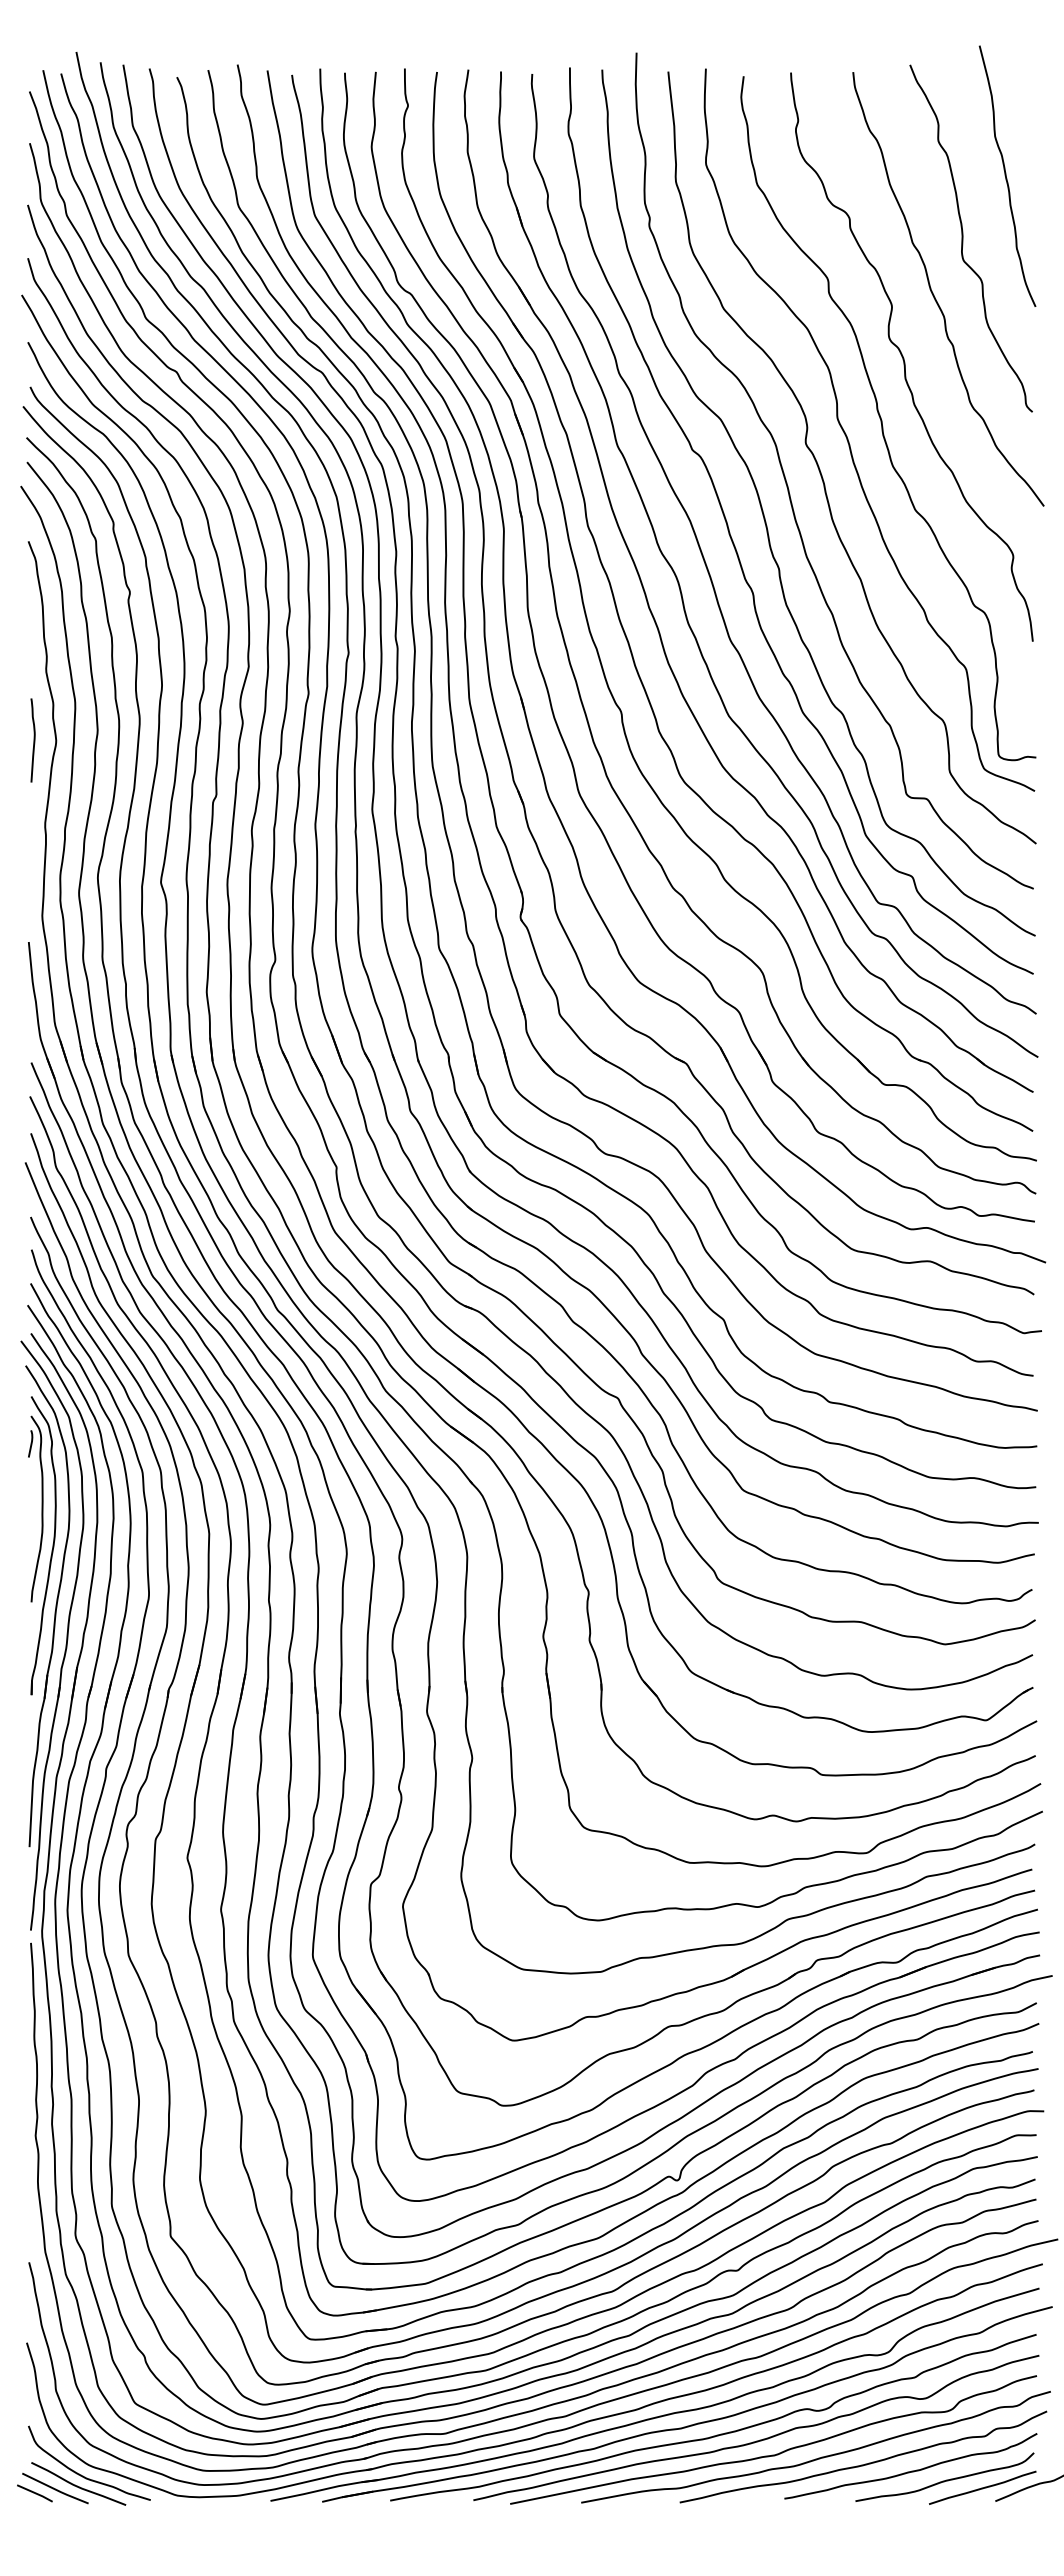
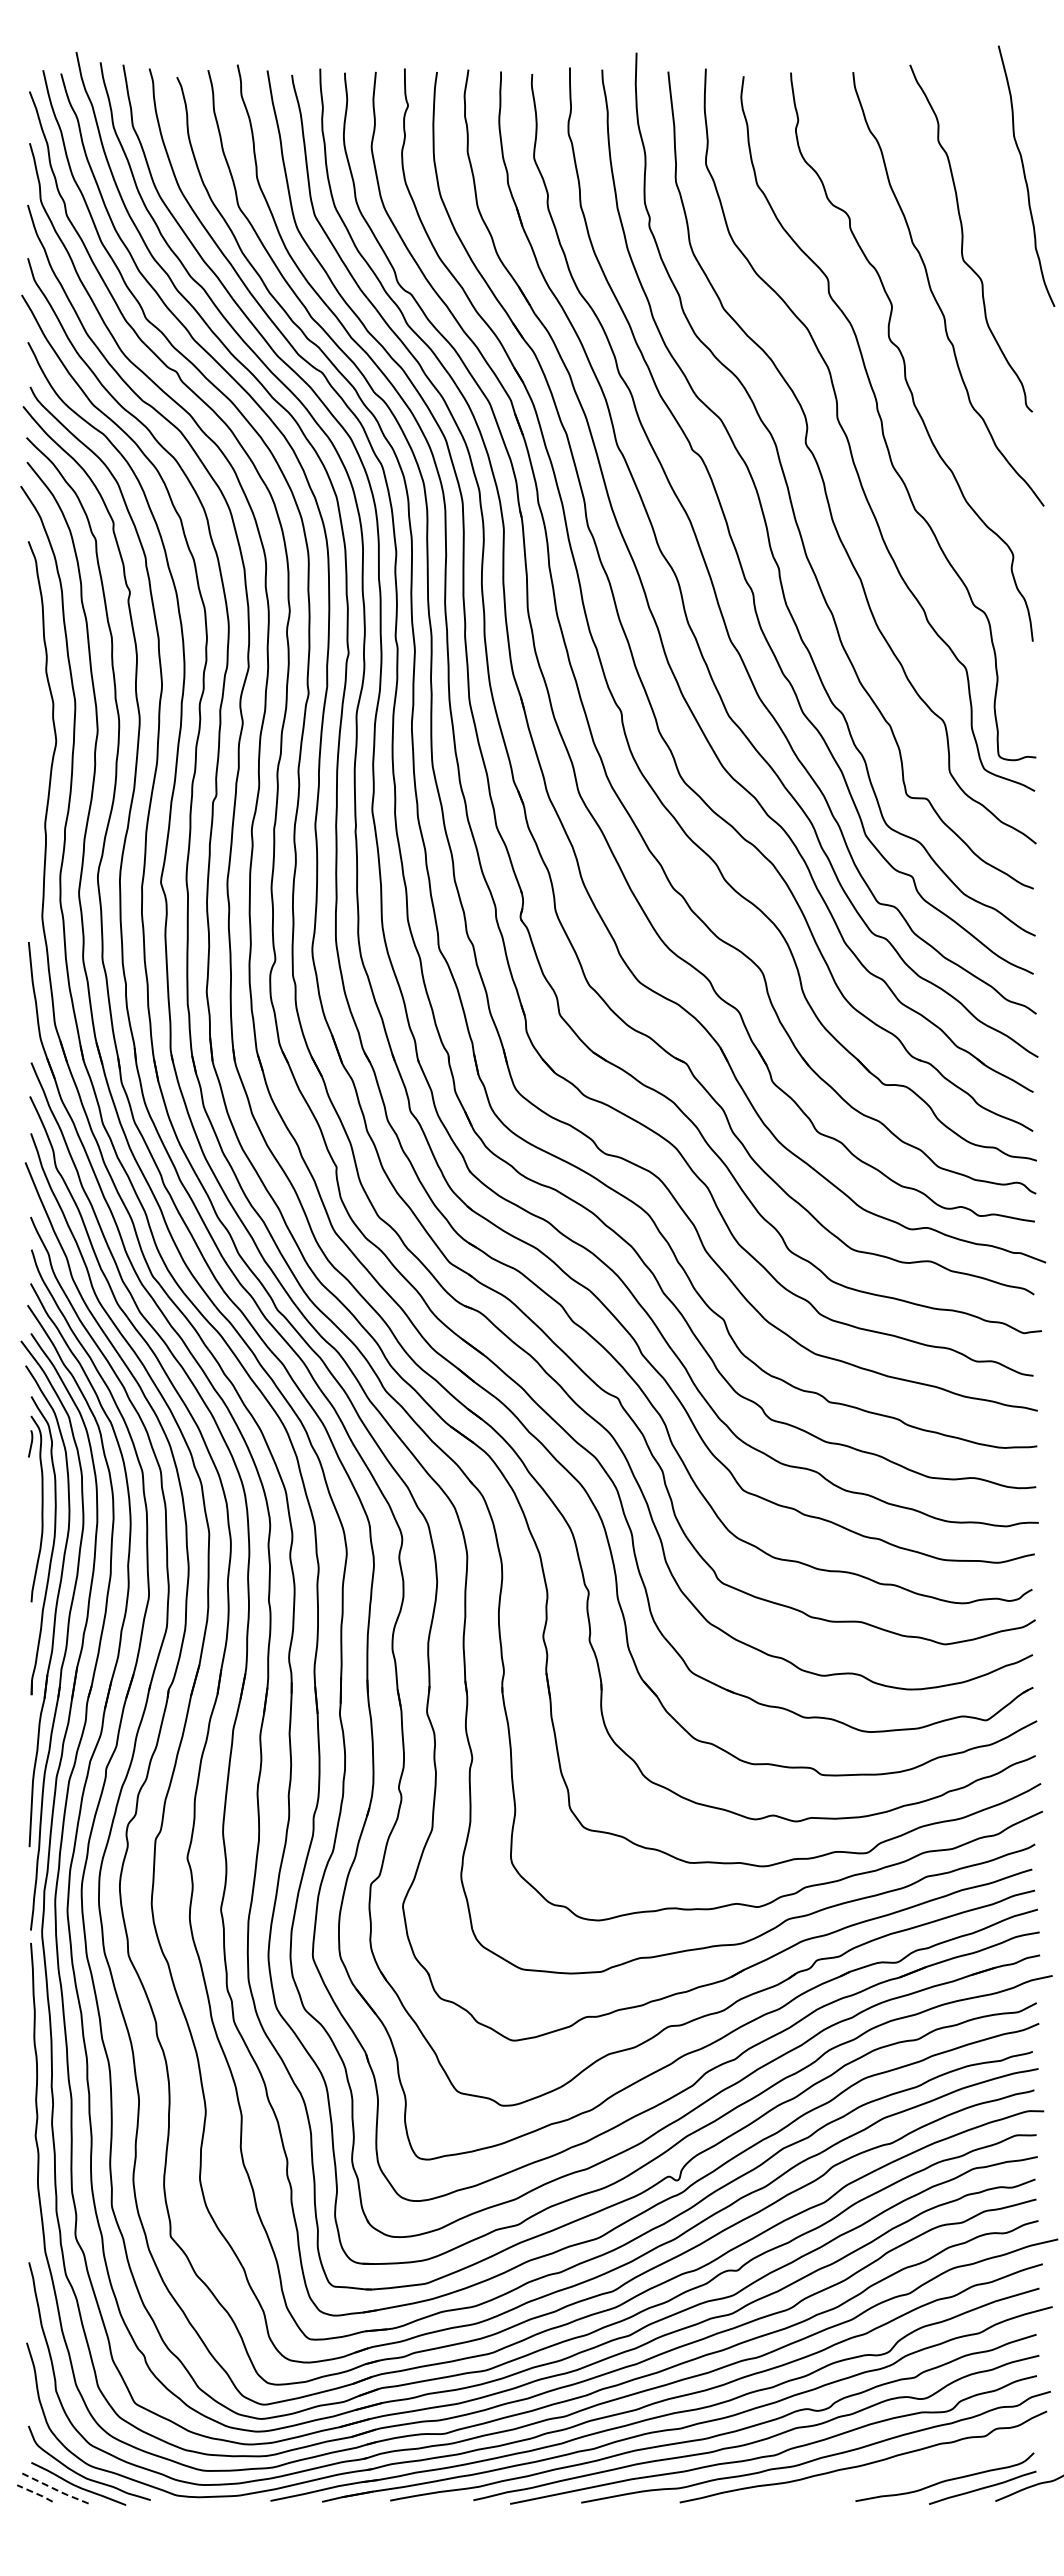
curve position: (1006, 175) -> (1025, 175) (1025, 175)
curve: present -> none (33, 740)
curve: present -> none (911, 2470)
line: solid -> dashed (56, 2490)
line: solid -> dashed (35, 2493)
